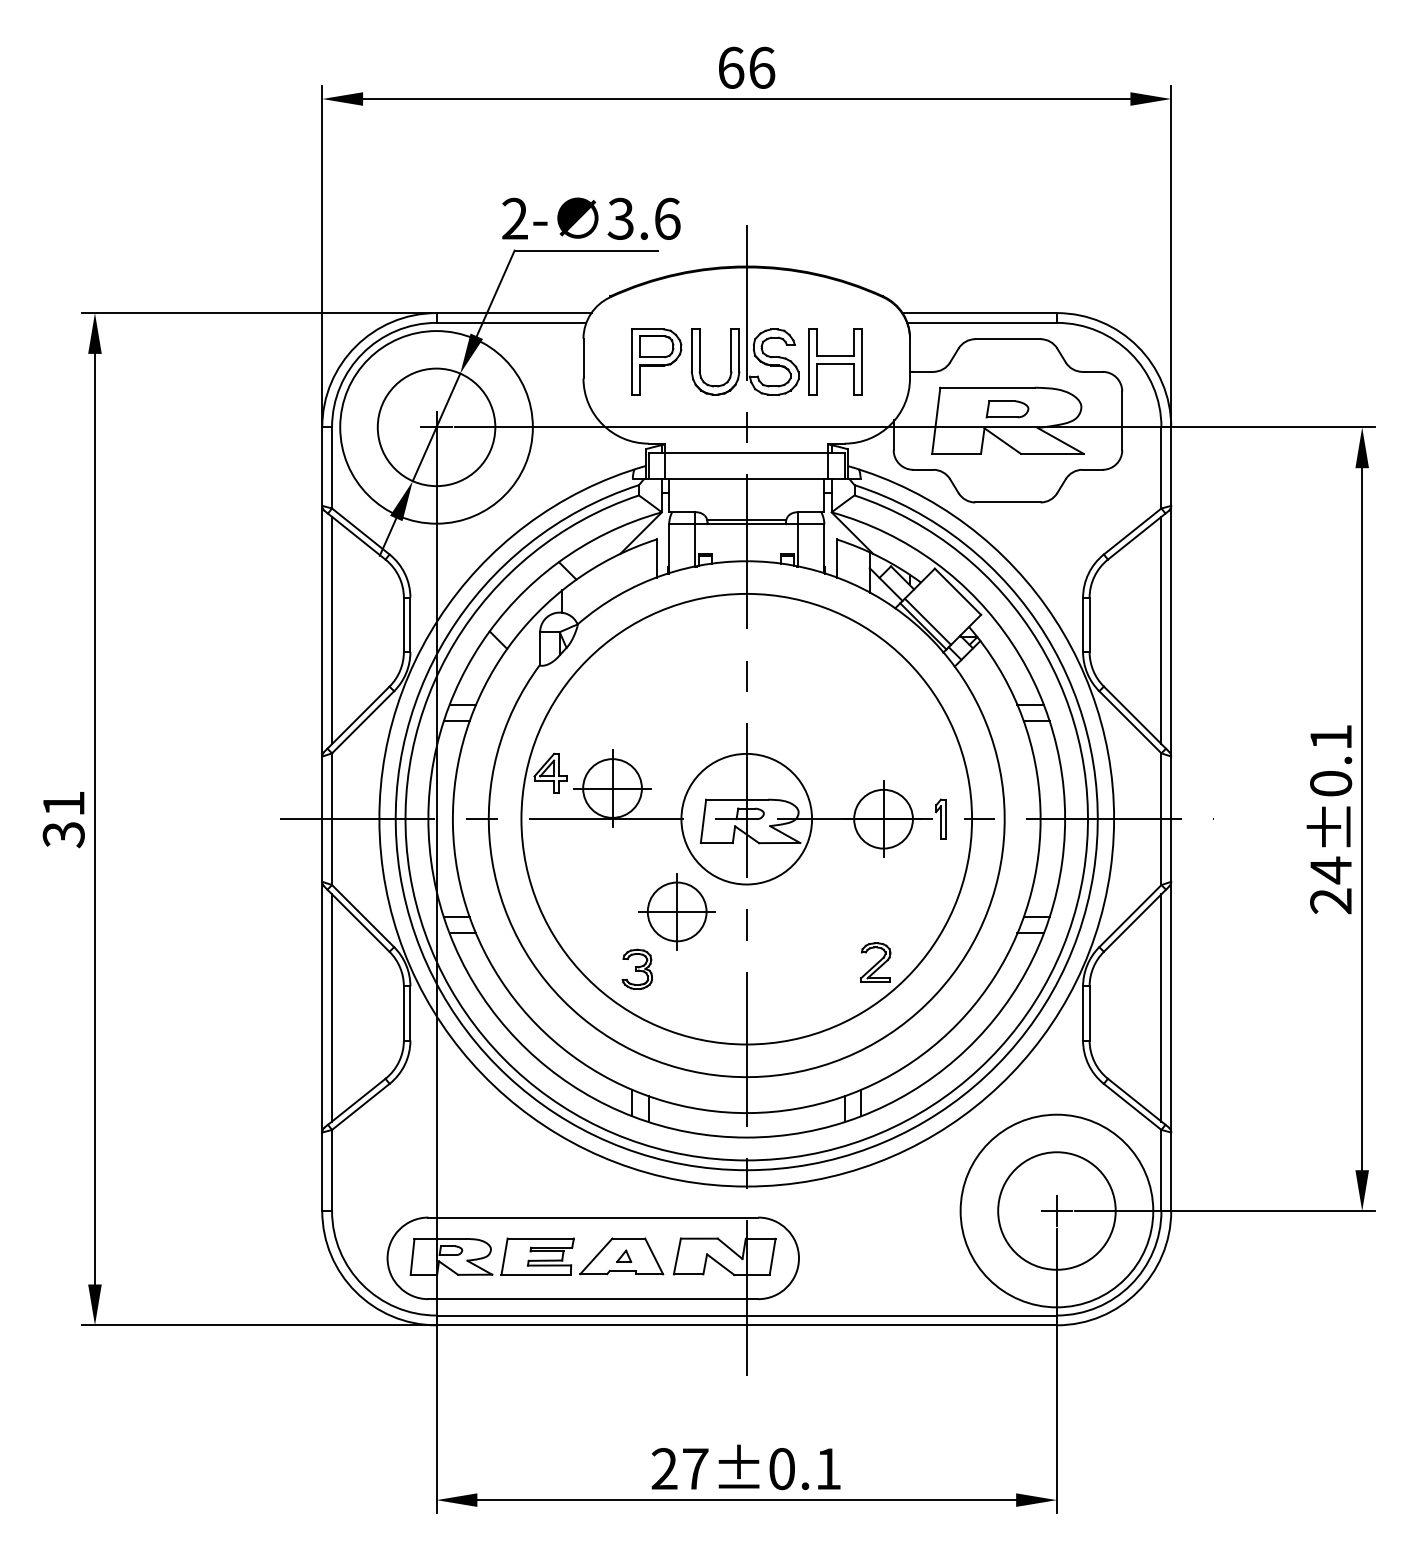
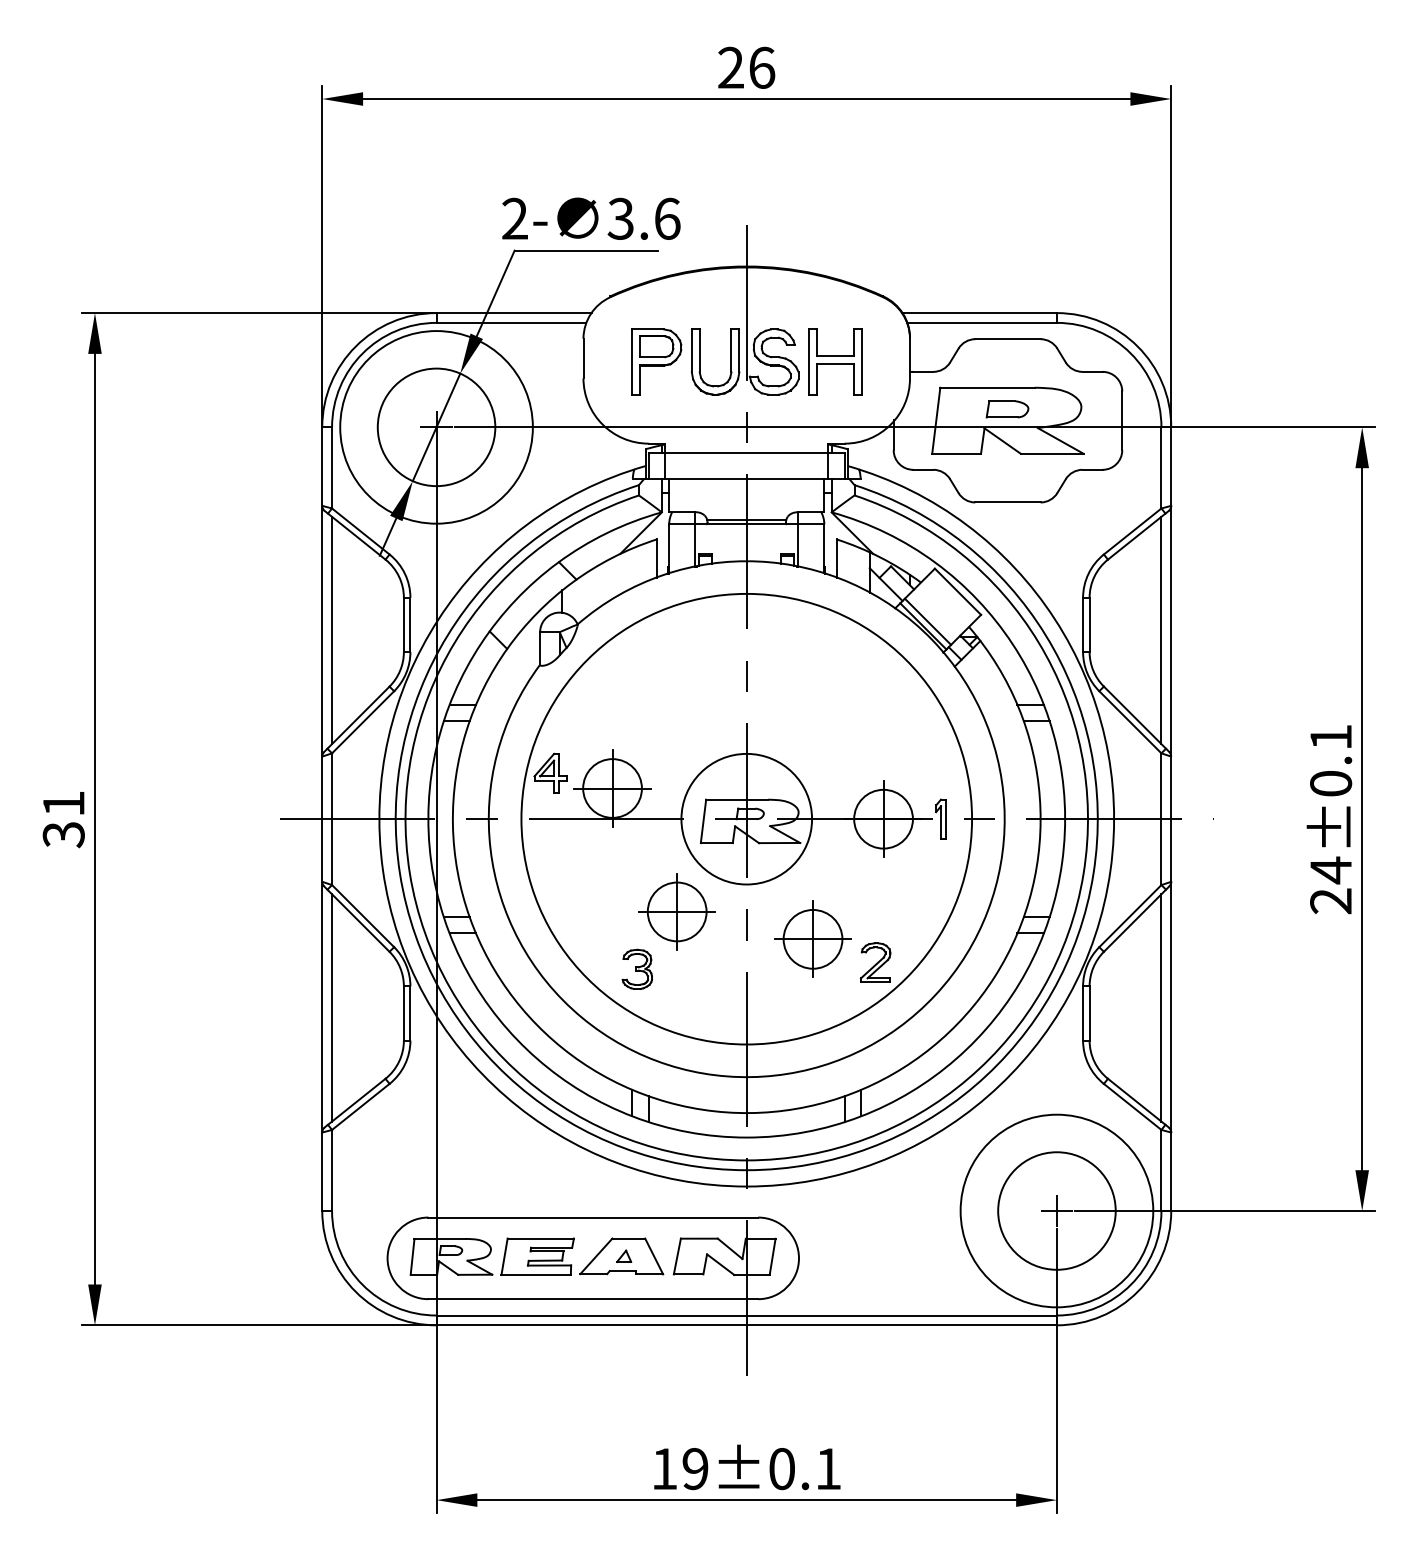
text: 66 -> 26 (731, 67)
part: none -> present (812, 938)
text: 27±0.1 -> 19±0.1 (679, 1469)
